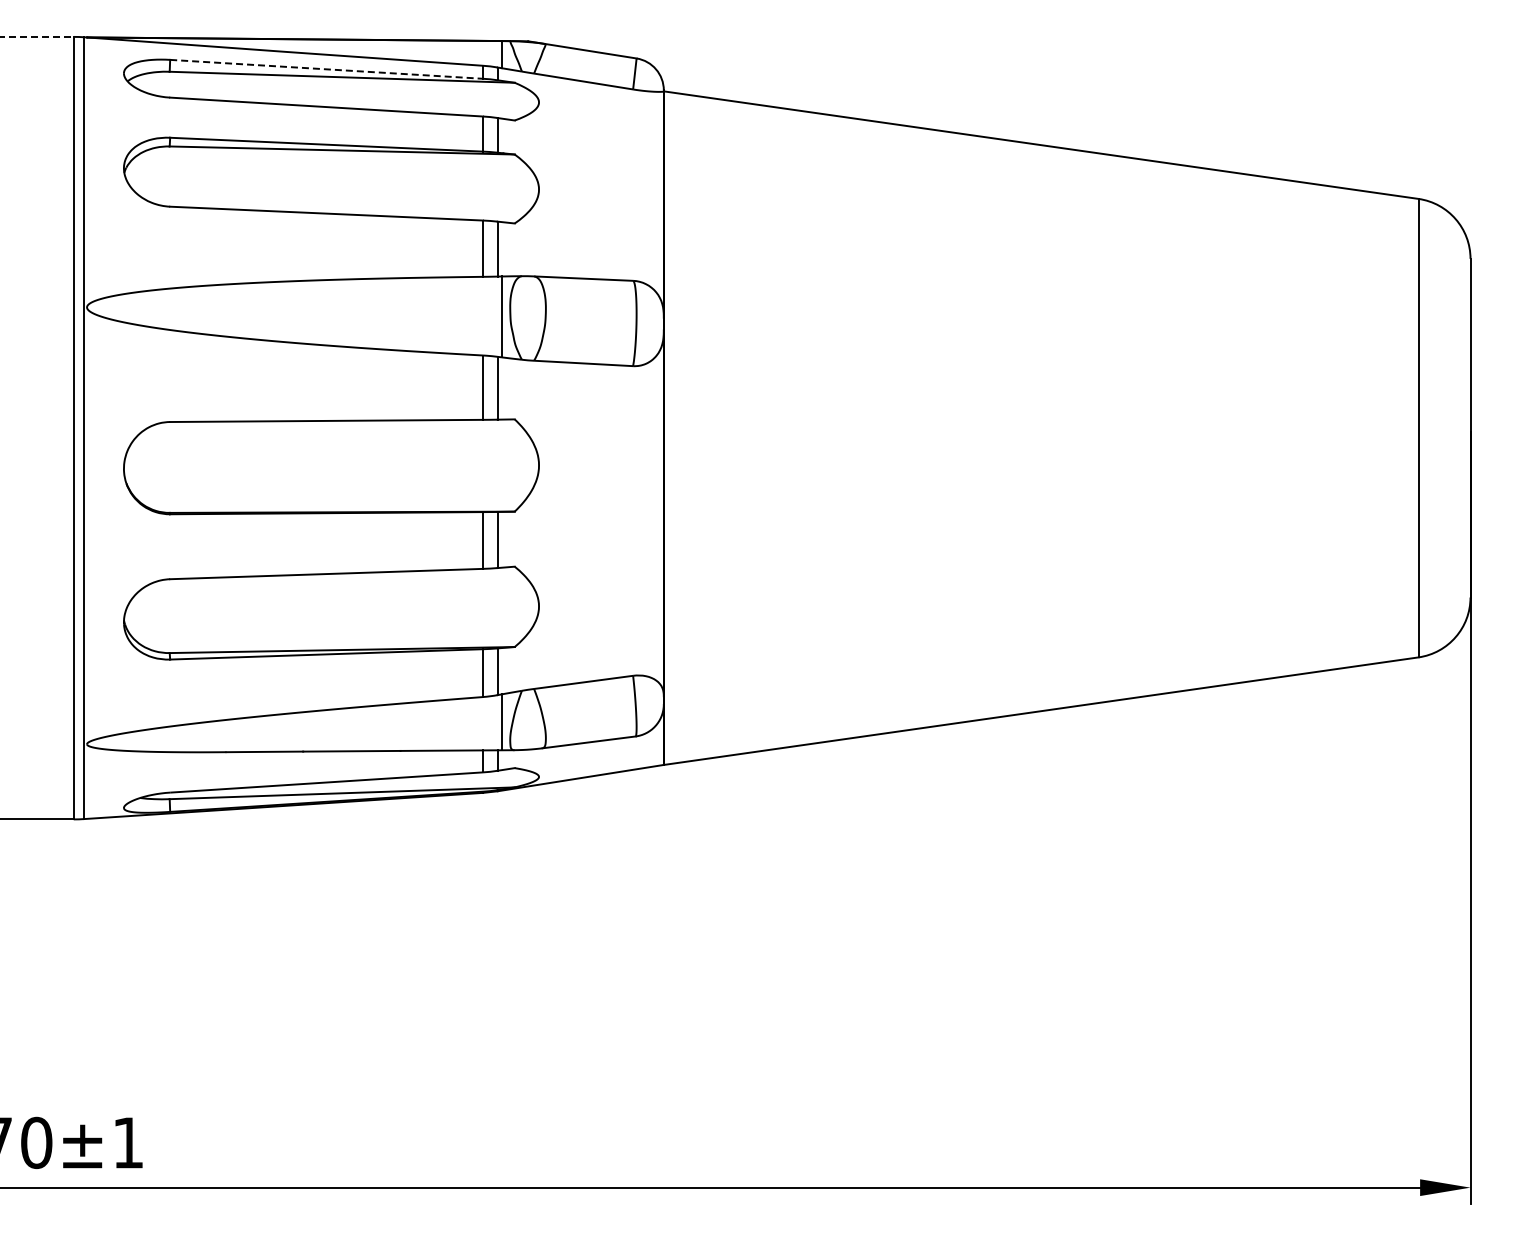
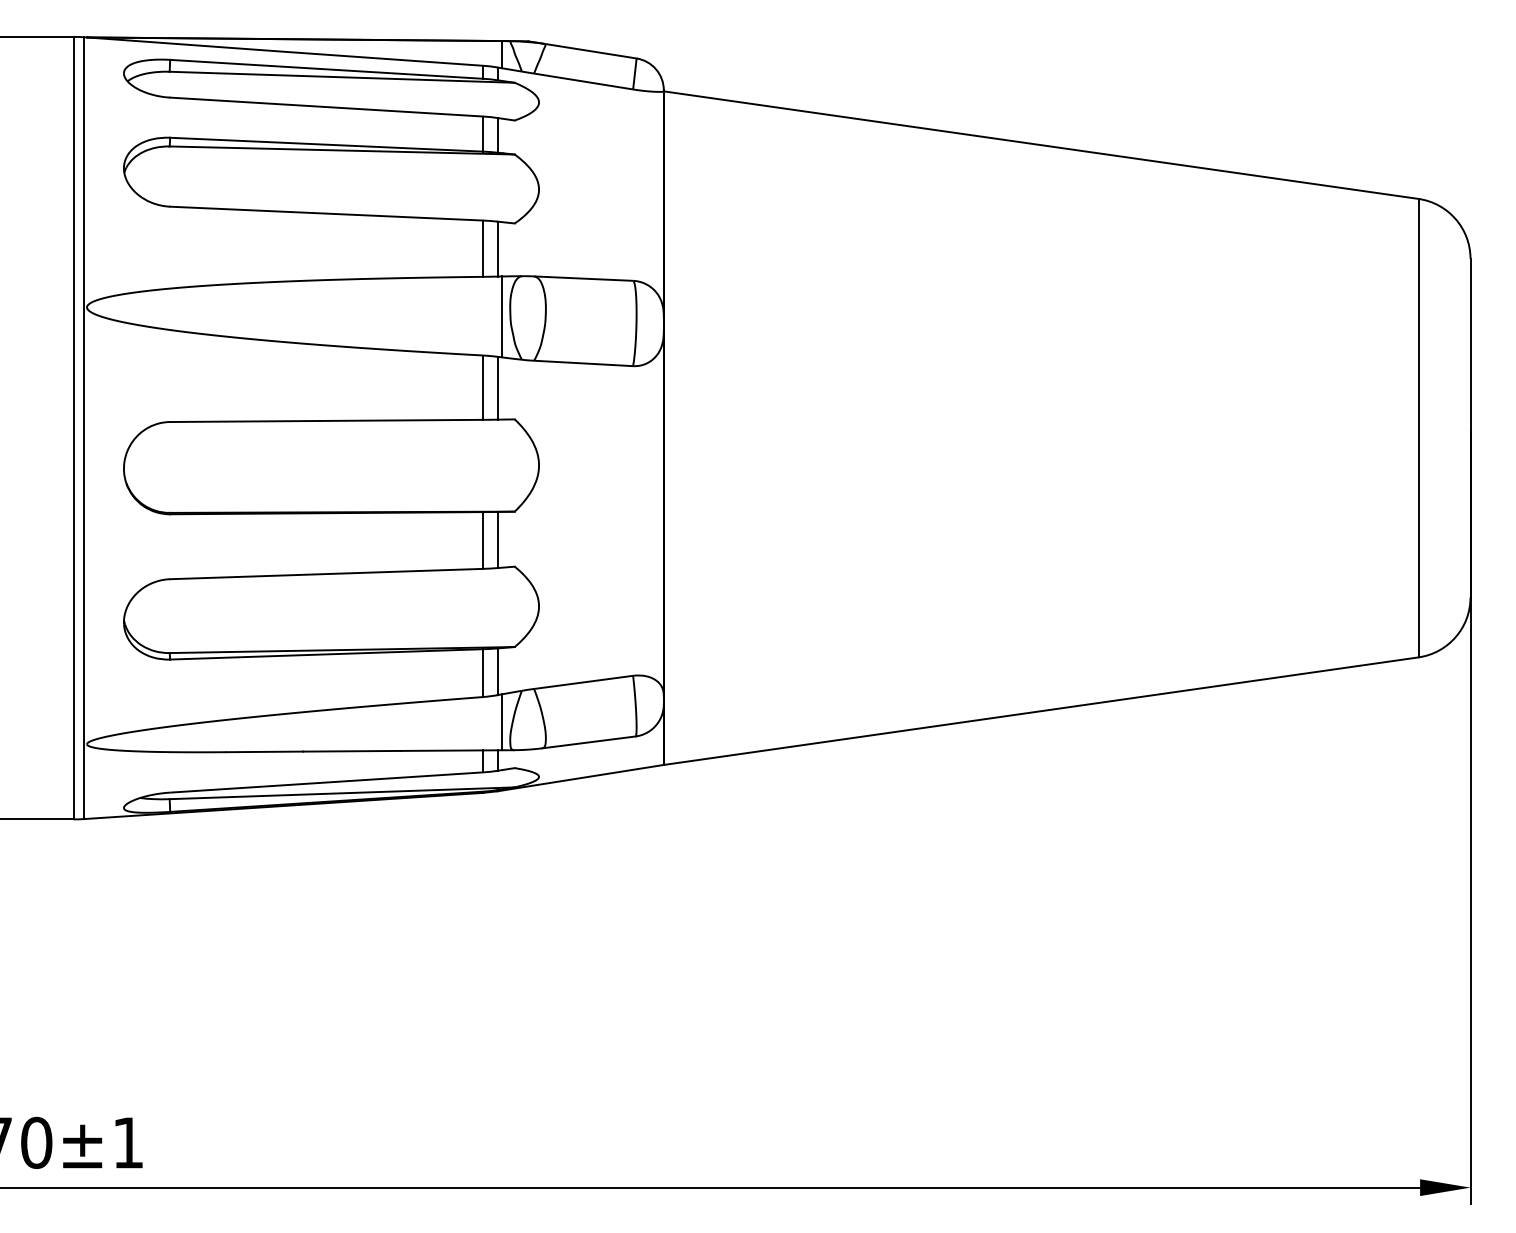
line: dashed -> solid (37, 36)
line: dashed -> solid (326, 69)
